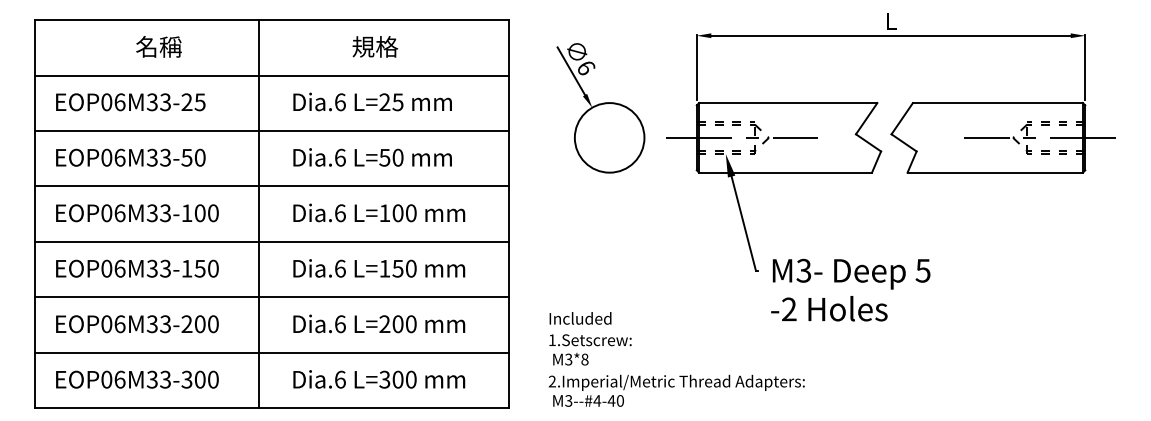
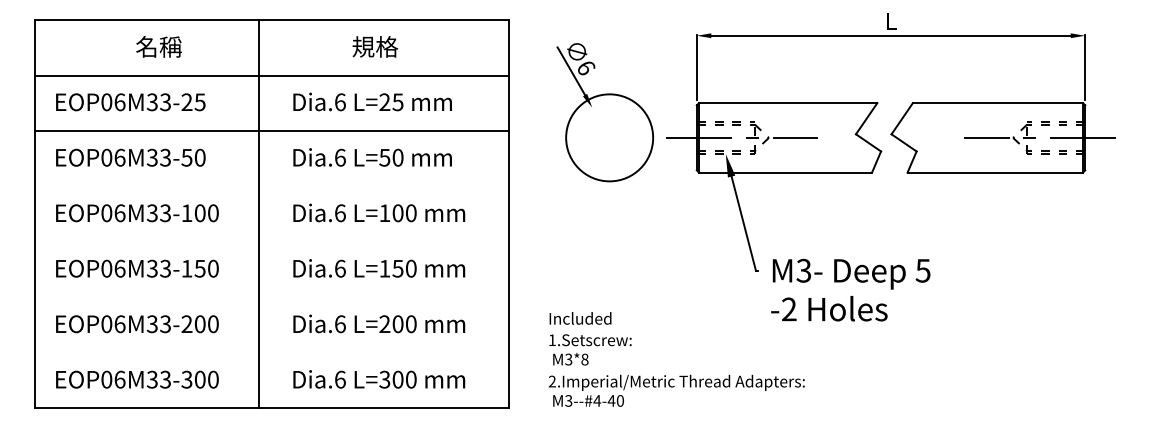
circle diameter: 70 px -> 87 px (609, 137)
line: present -> none (271, 186)
line: present -> none (271, 241)
line: present -> none (271, 297)
line: present -> none (271, 352)
